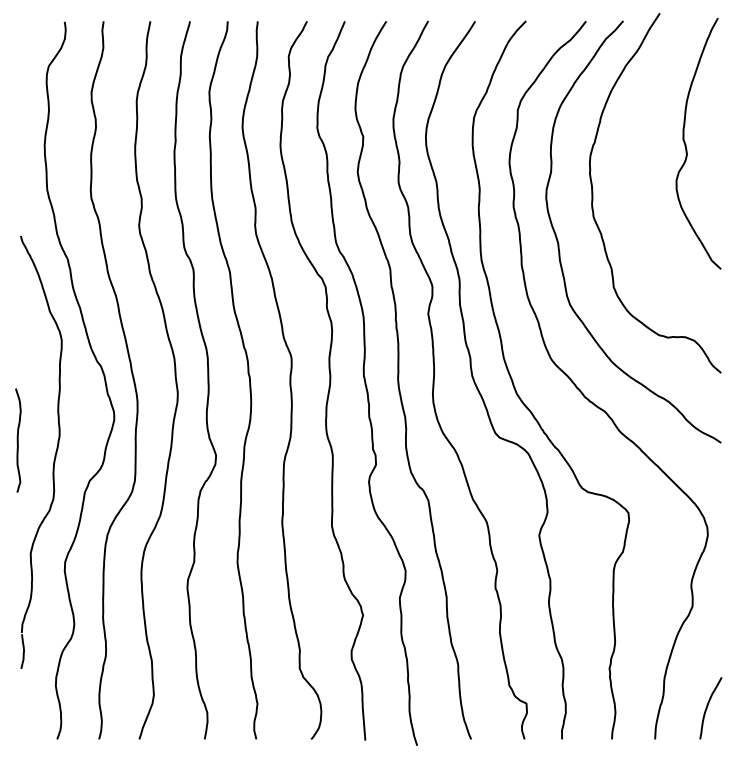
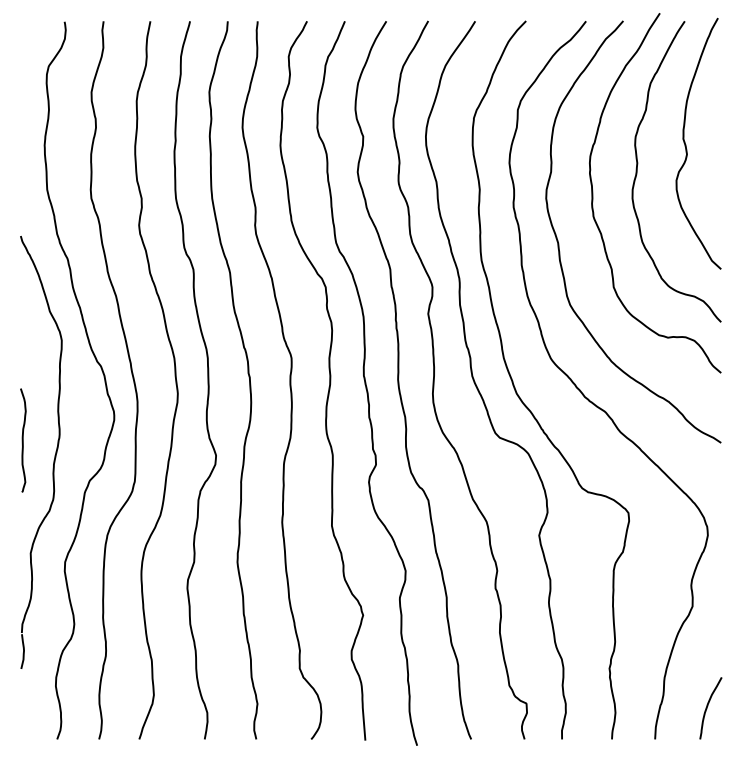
curve: none -> present (638, 164)
curve position: (18, 440) -> (23, 440) (23, 440)
